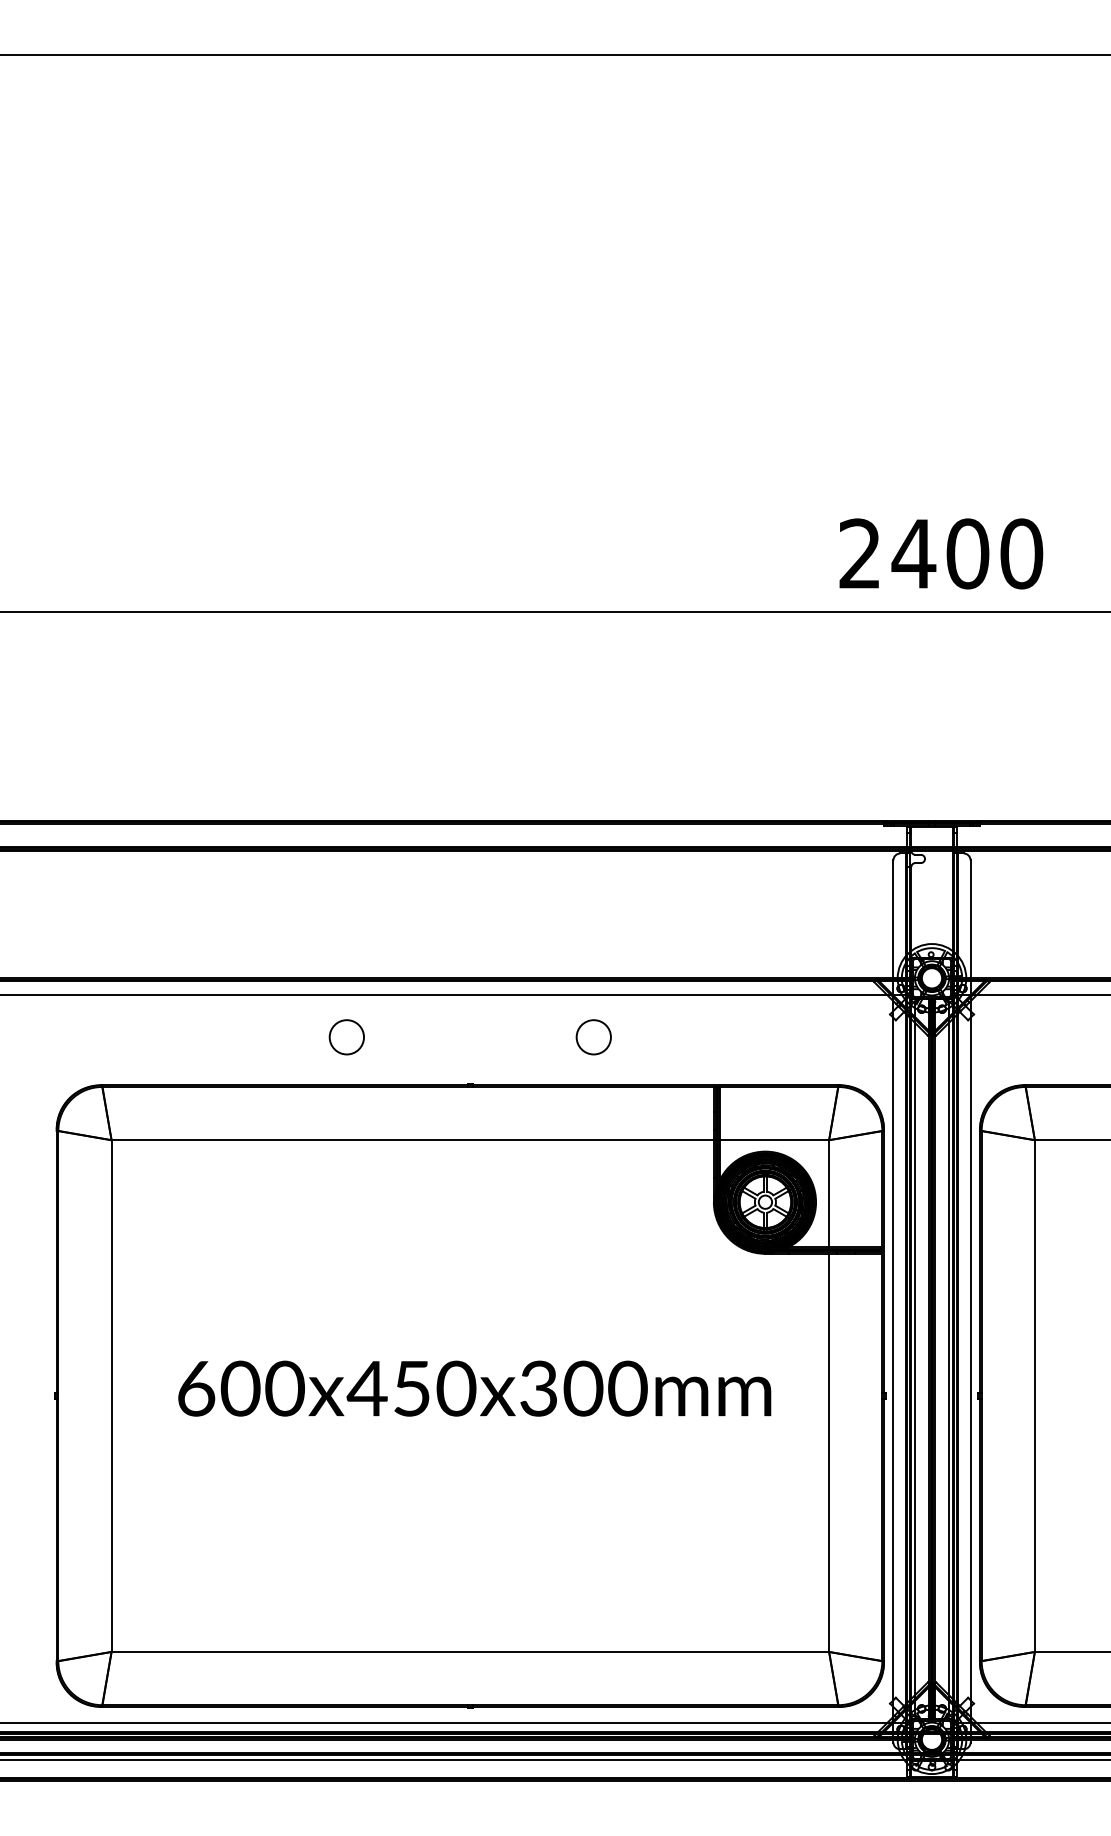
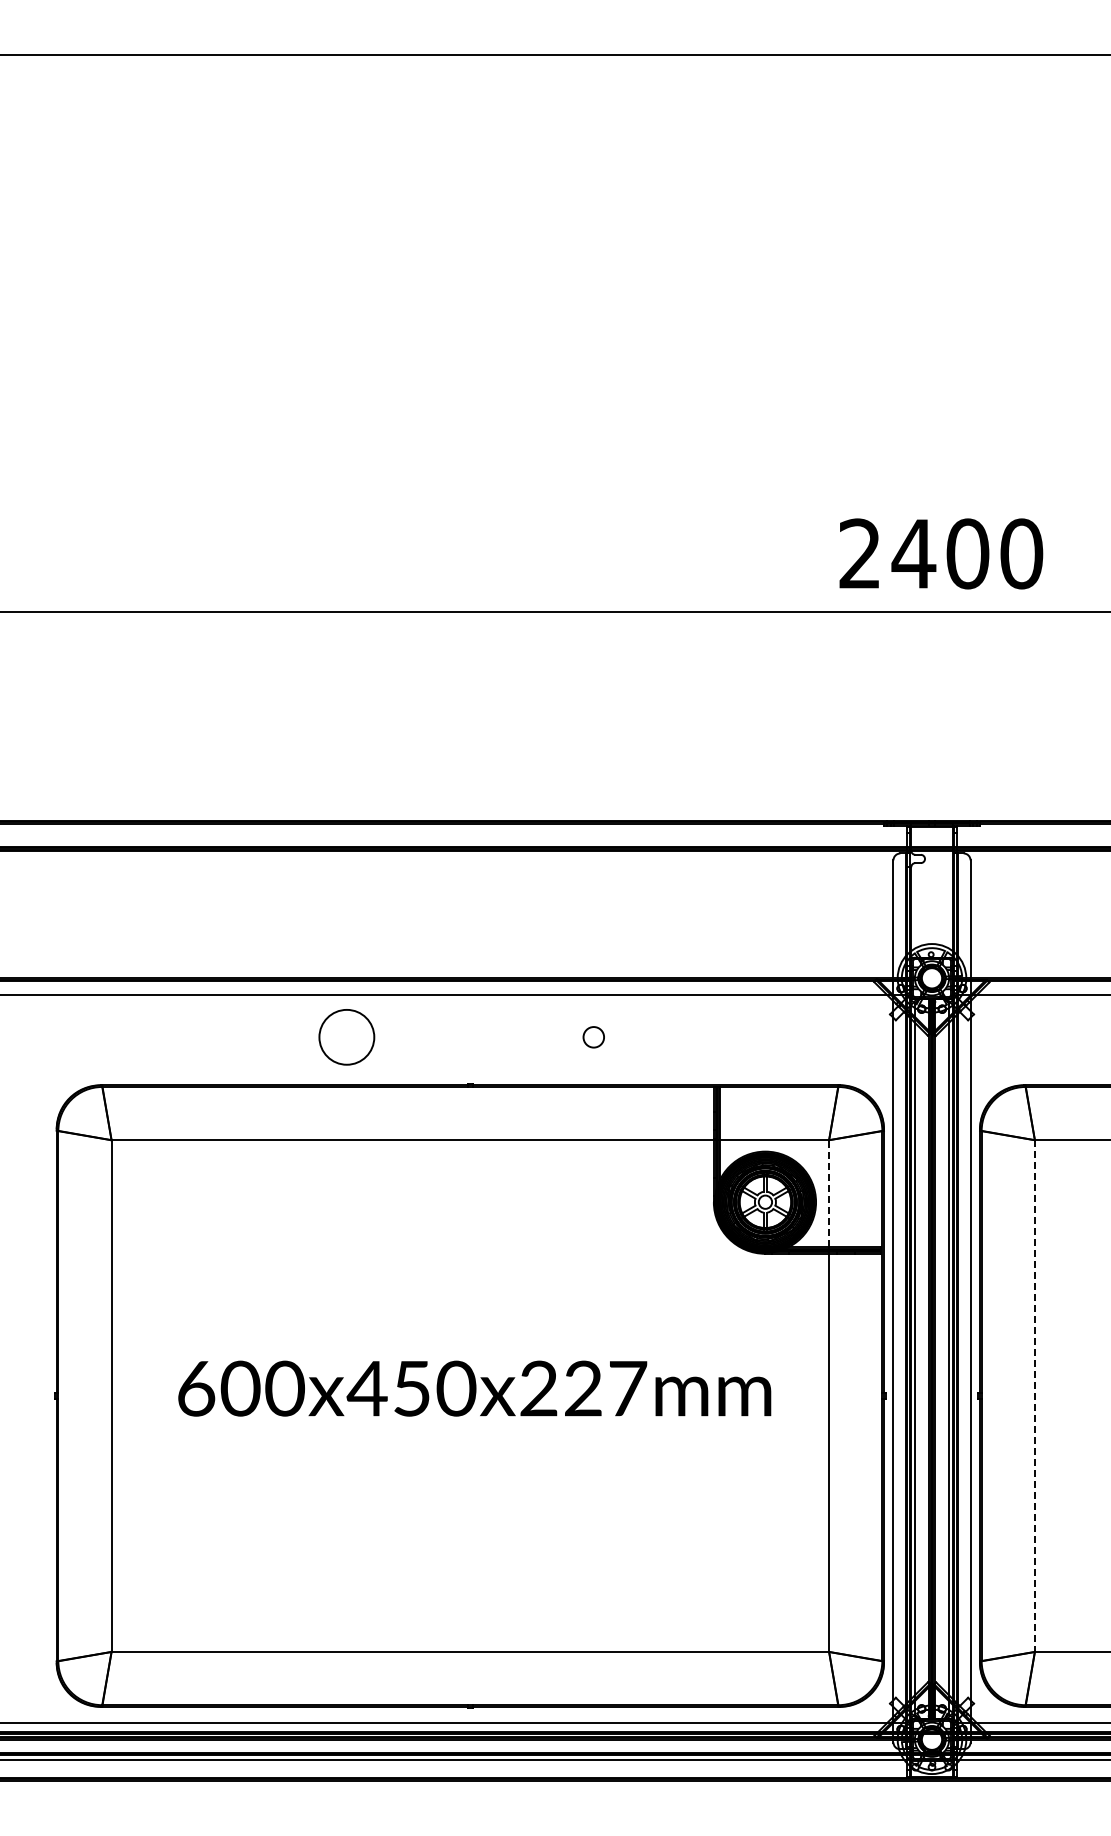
circle diameter: 34 px -> 55 px (346, 1036)
circle diameter: 34 px -> 21 px (593, 1037)
line: solid -> dashed (829, 1193)
text: 600x450x300mm -> 600x450x227mm (583, 1388)
line: solid -> dashed (1034, 1396)
